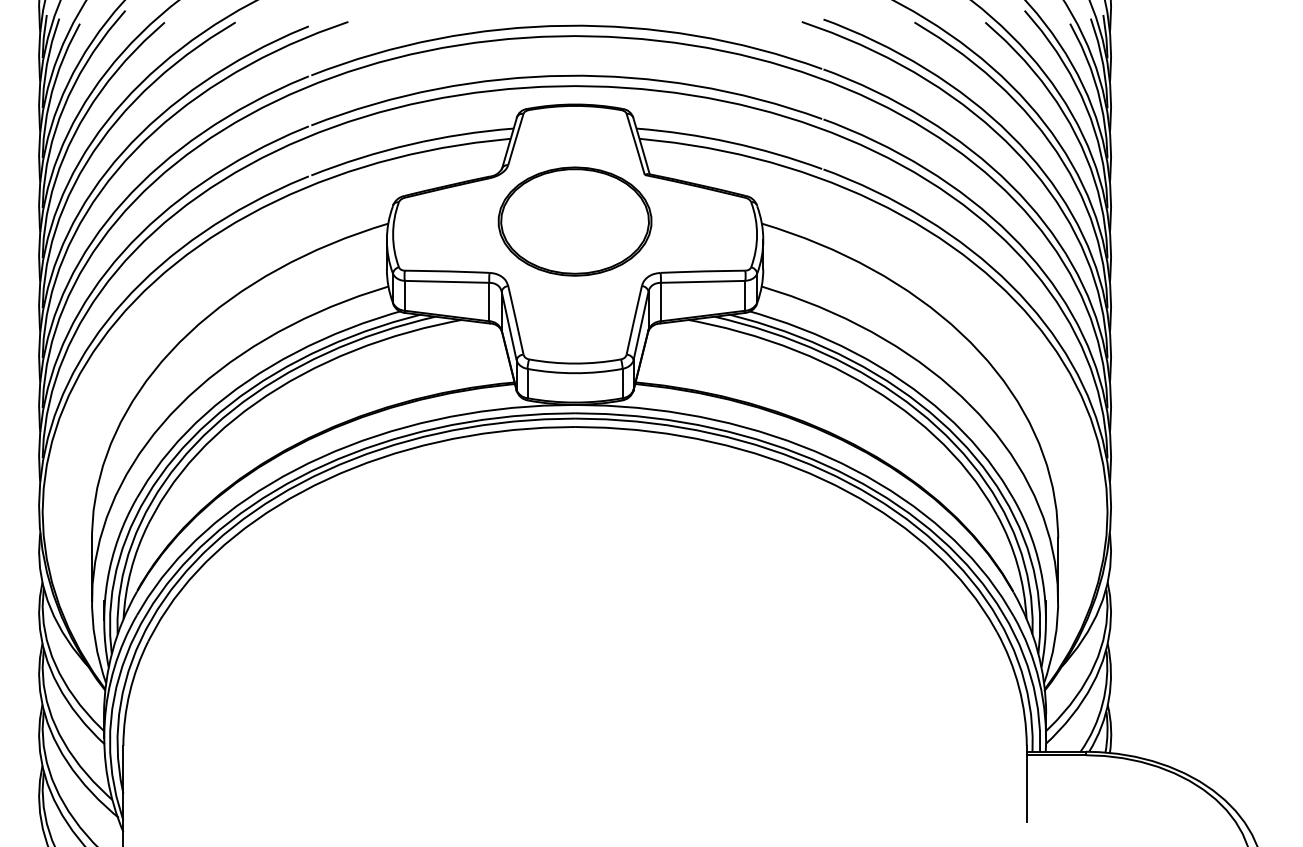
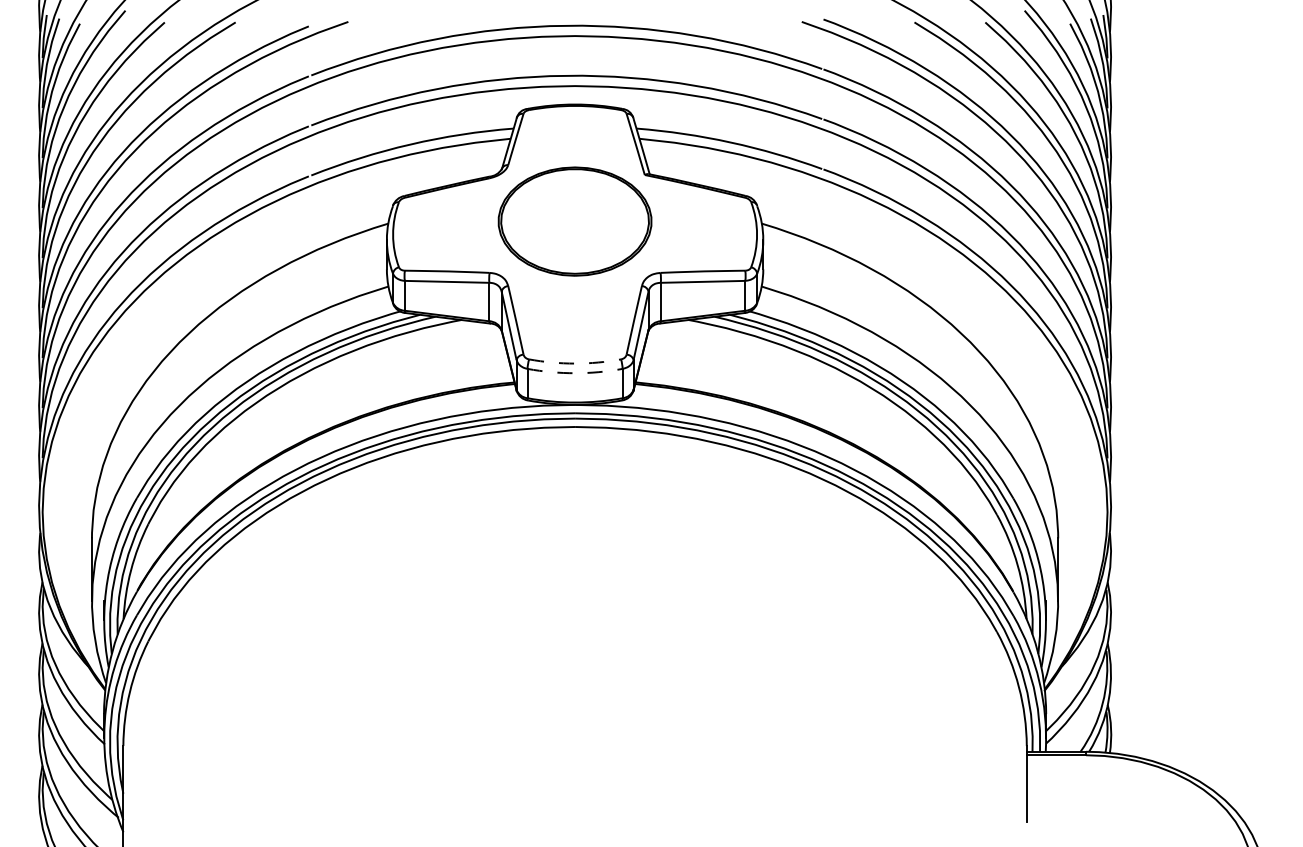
arc: solid -> dashed (575, 363)
arc: solid -> dashed (575, 373)
